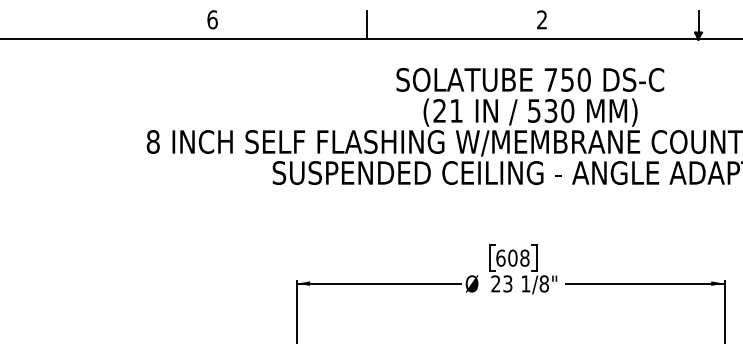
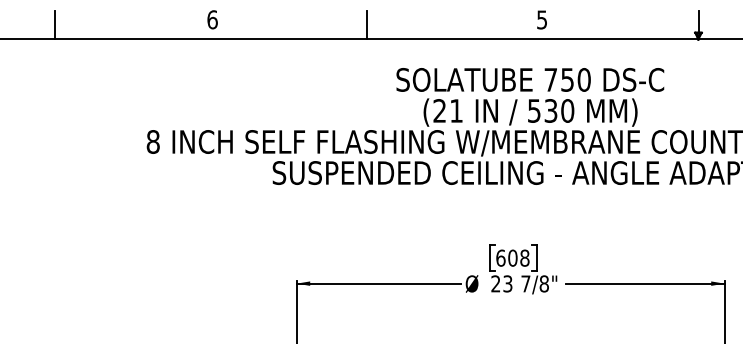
text: 2 -> 5 (541, 19)
line: none -> present (54, 25)
text: 1/8" -> 7/8" (525, 283)
